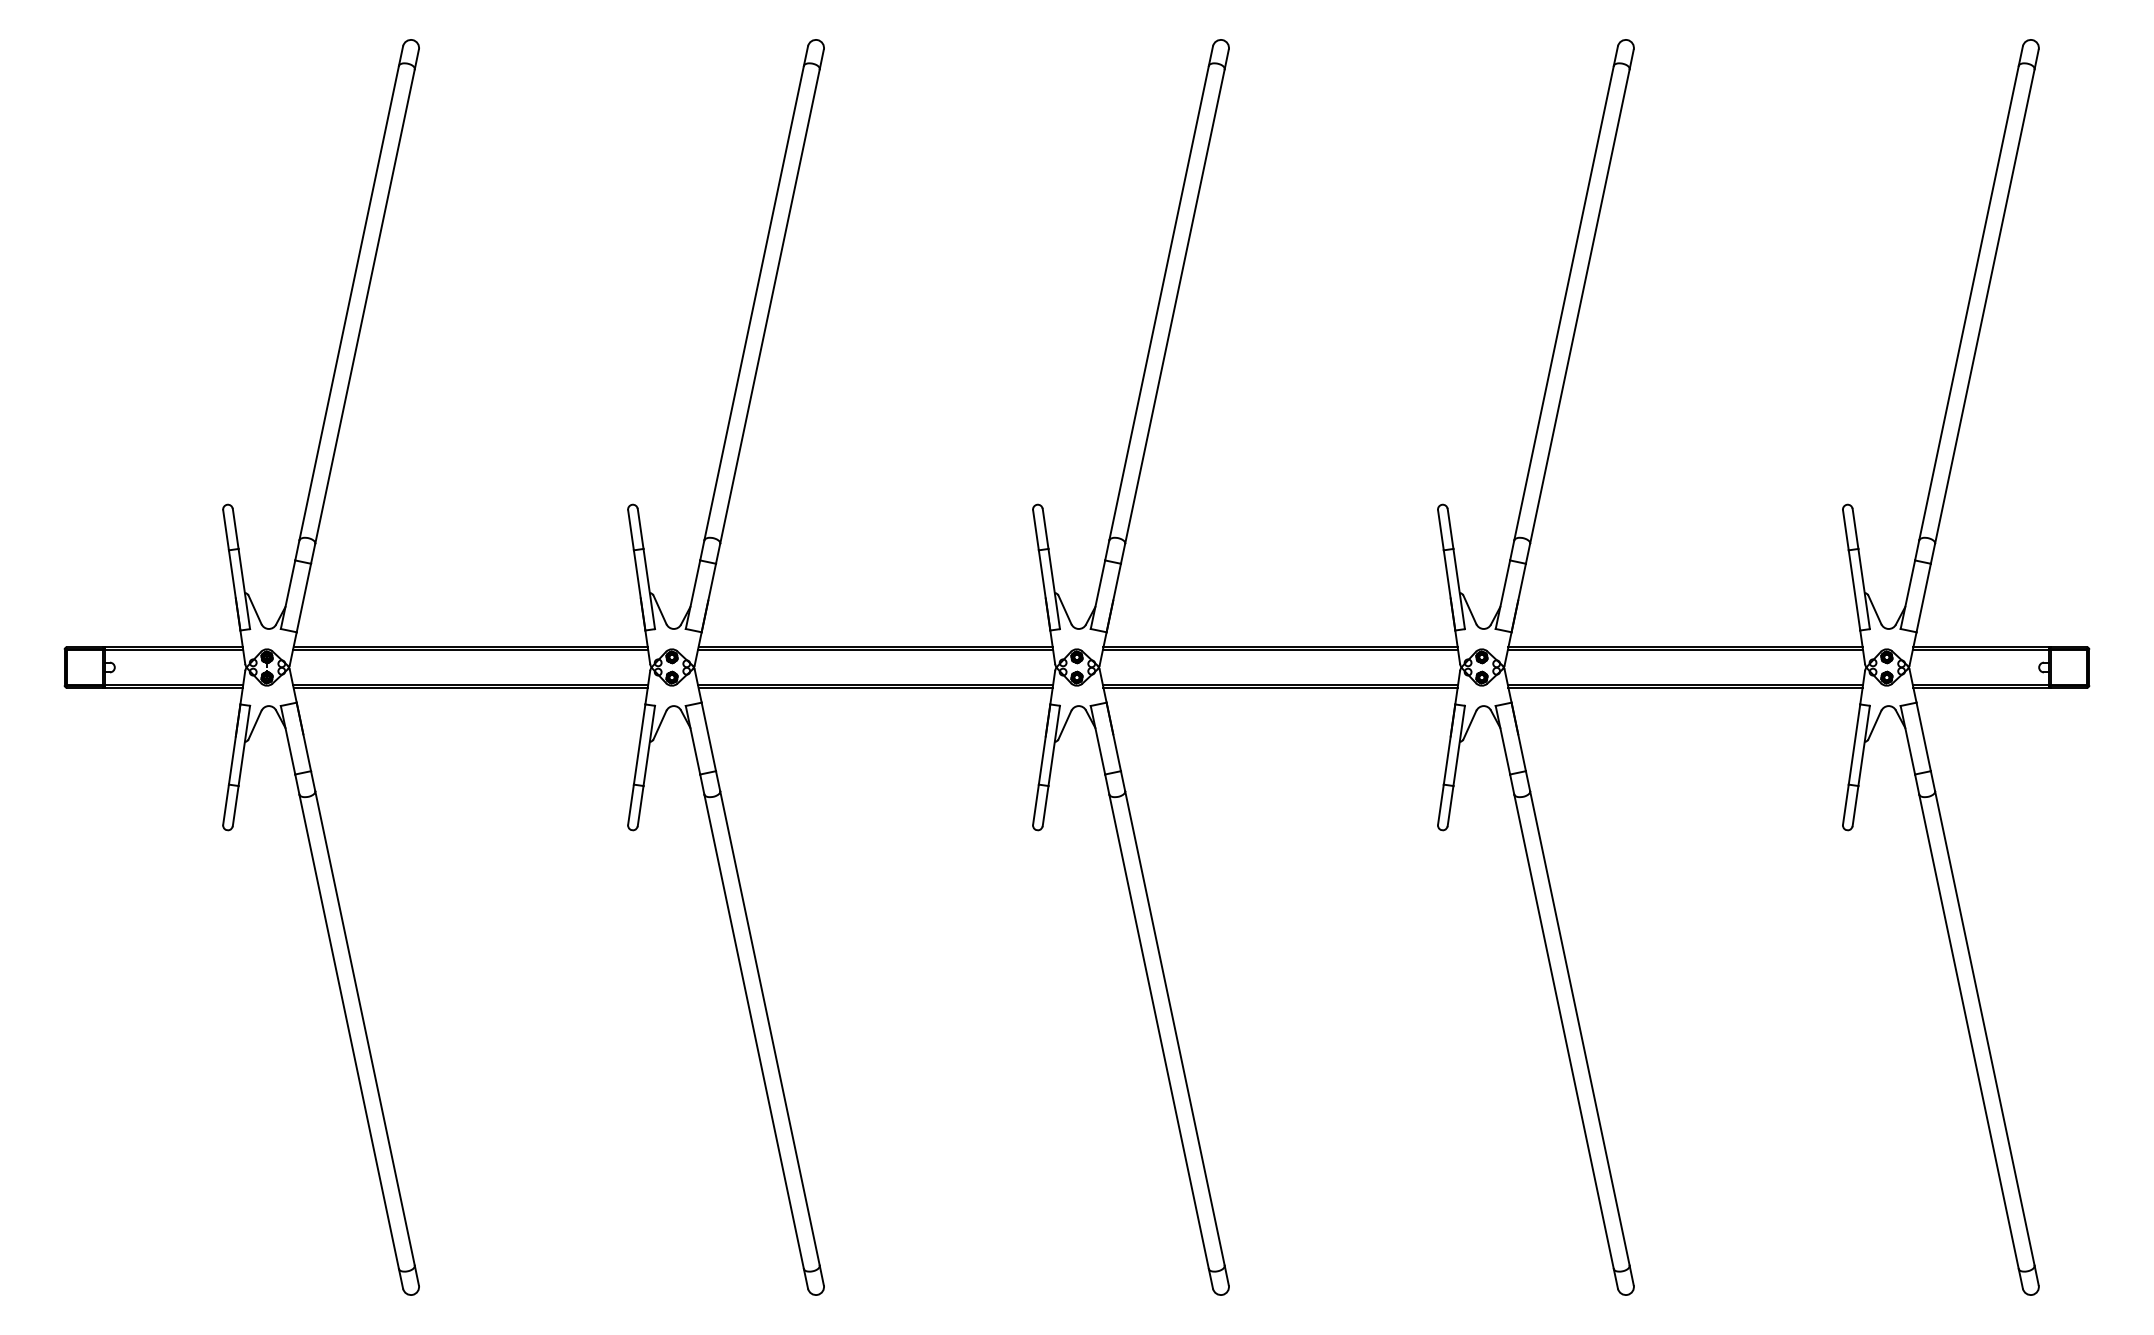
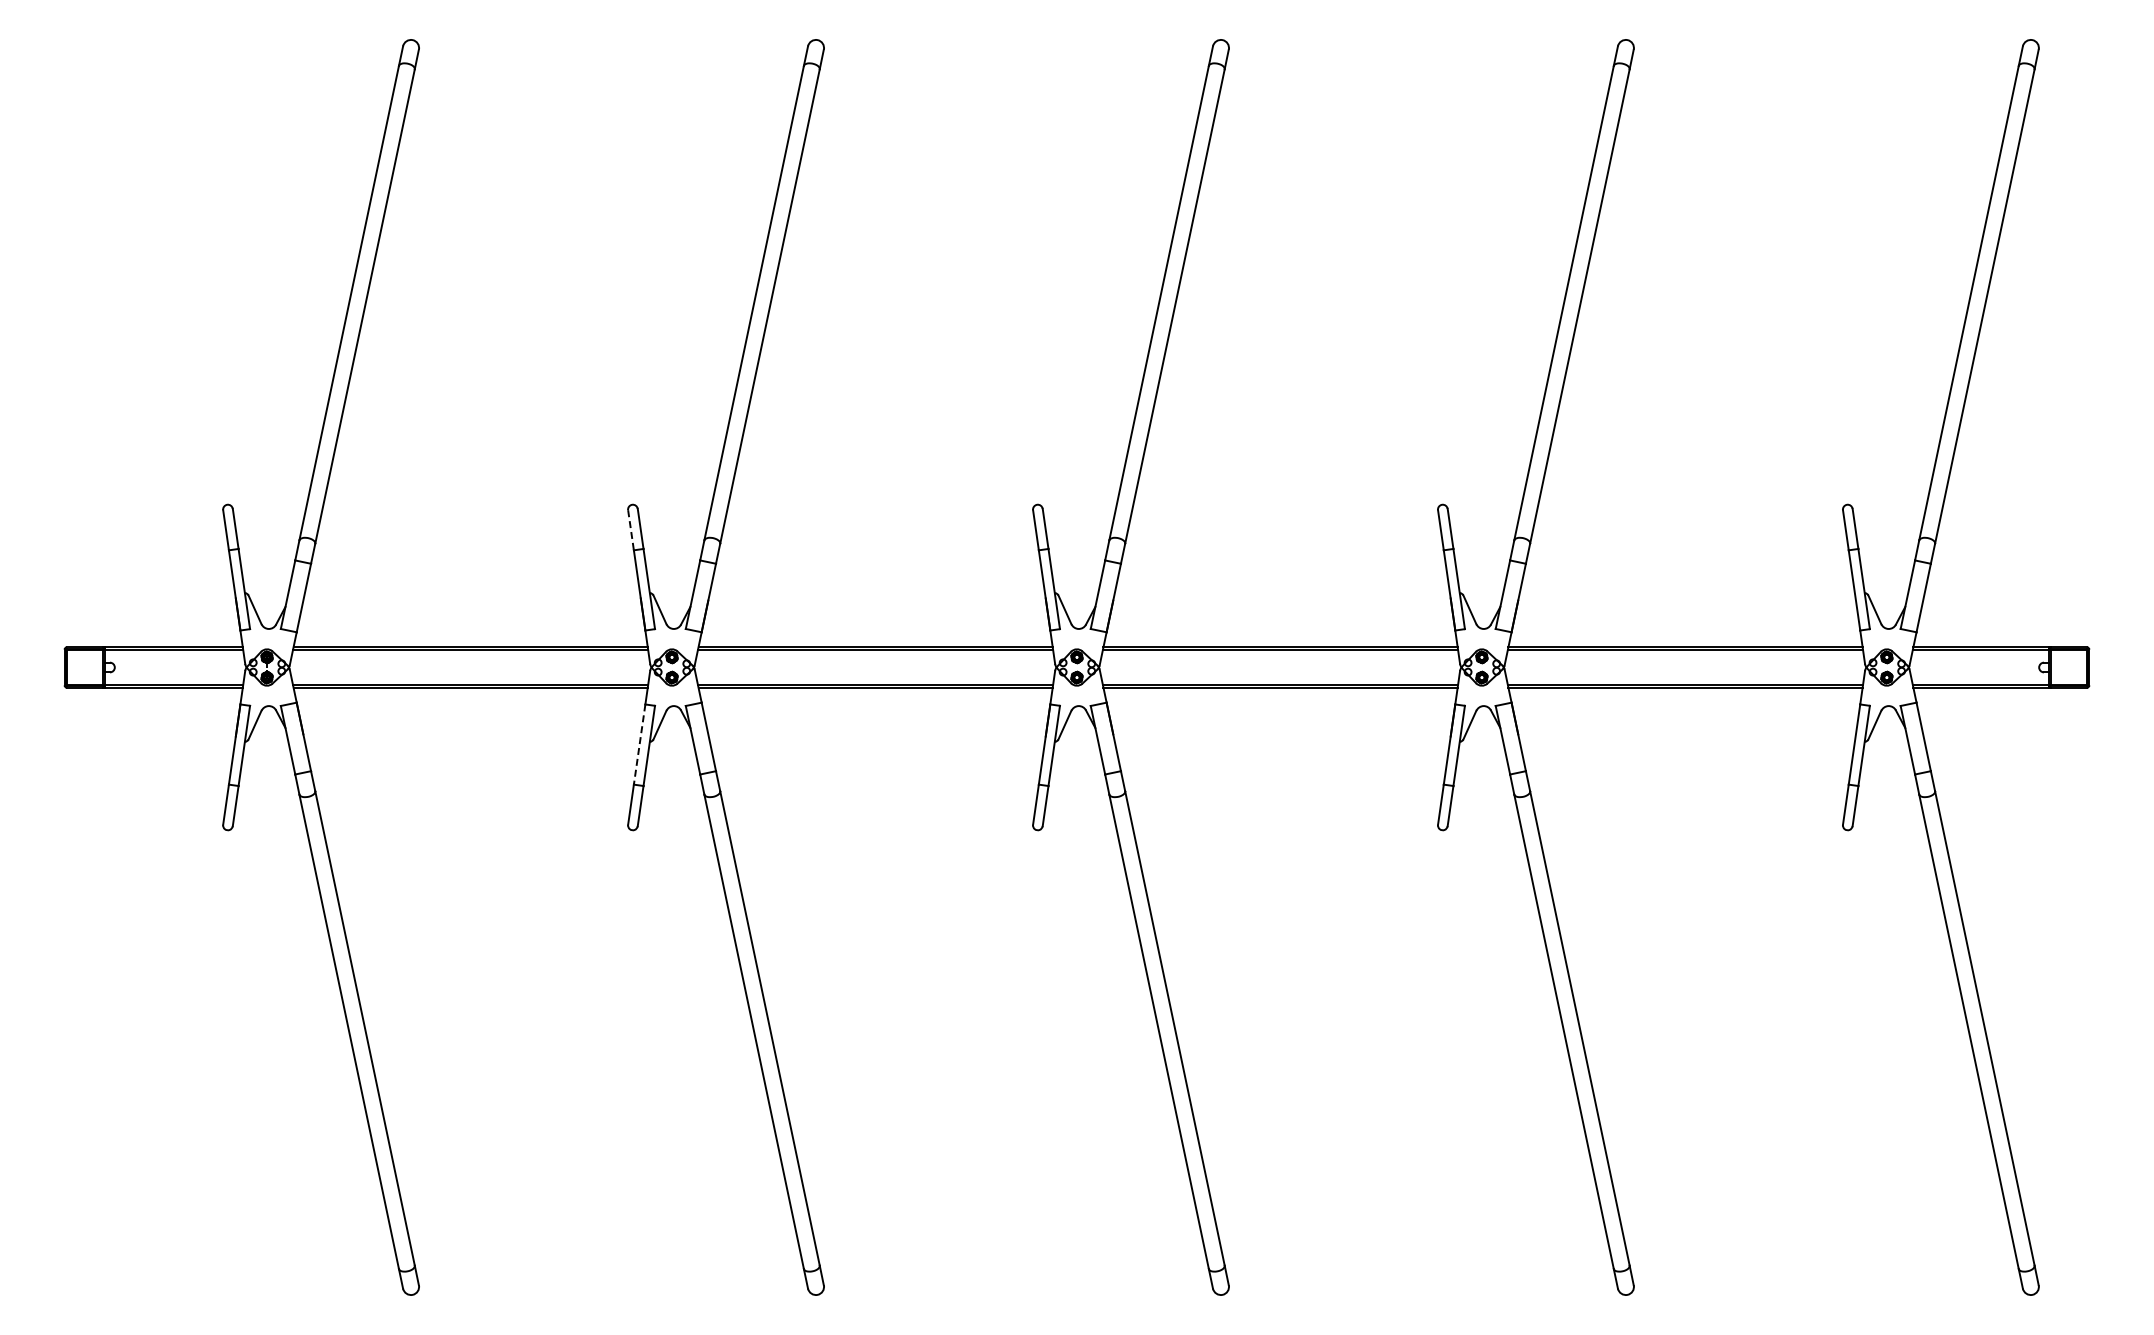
line: solid -> dashed (631, 530)
line: solid -> dashed (639, 744)
